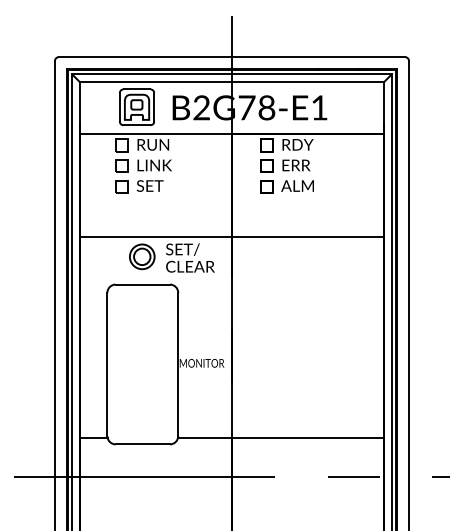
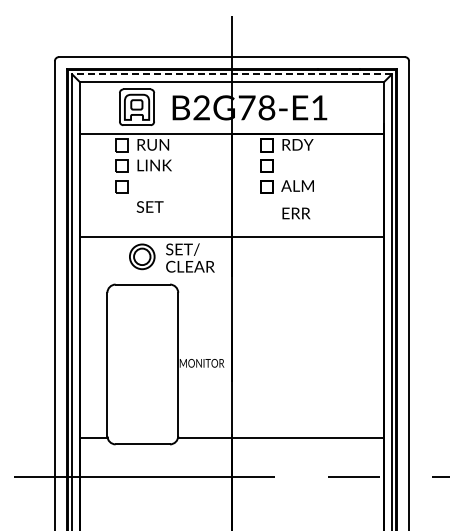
line: solid -> dashed (231, 74)
text position: (296, 165) -> (296, 213) (296, 213)
text position: (149, 185) -> (149, 206) (149, 206)
